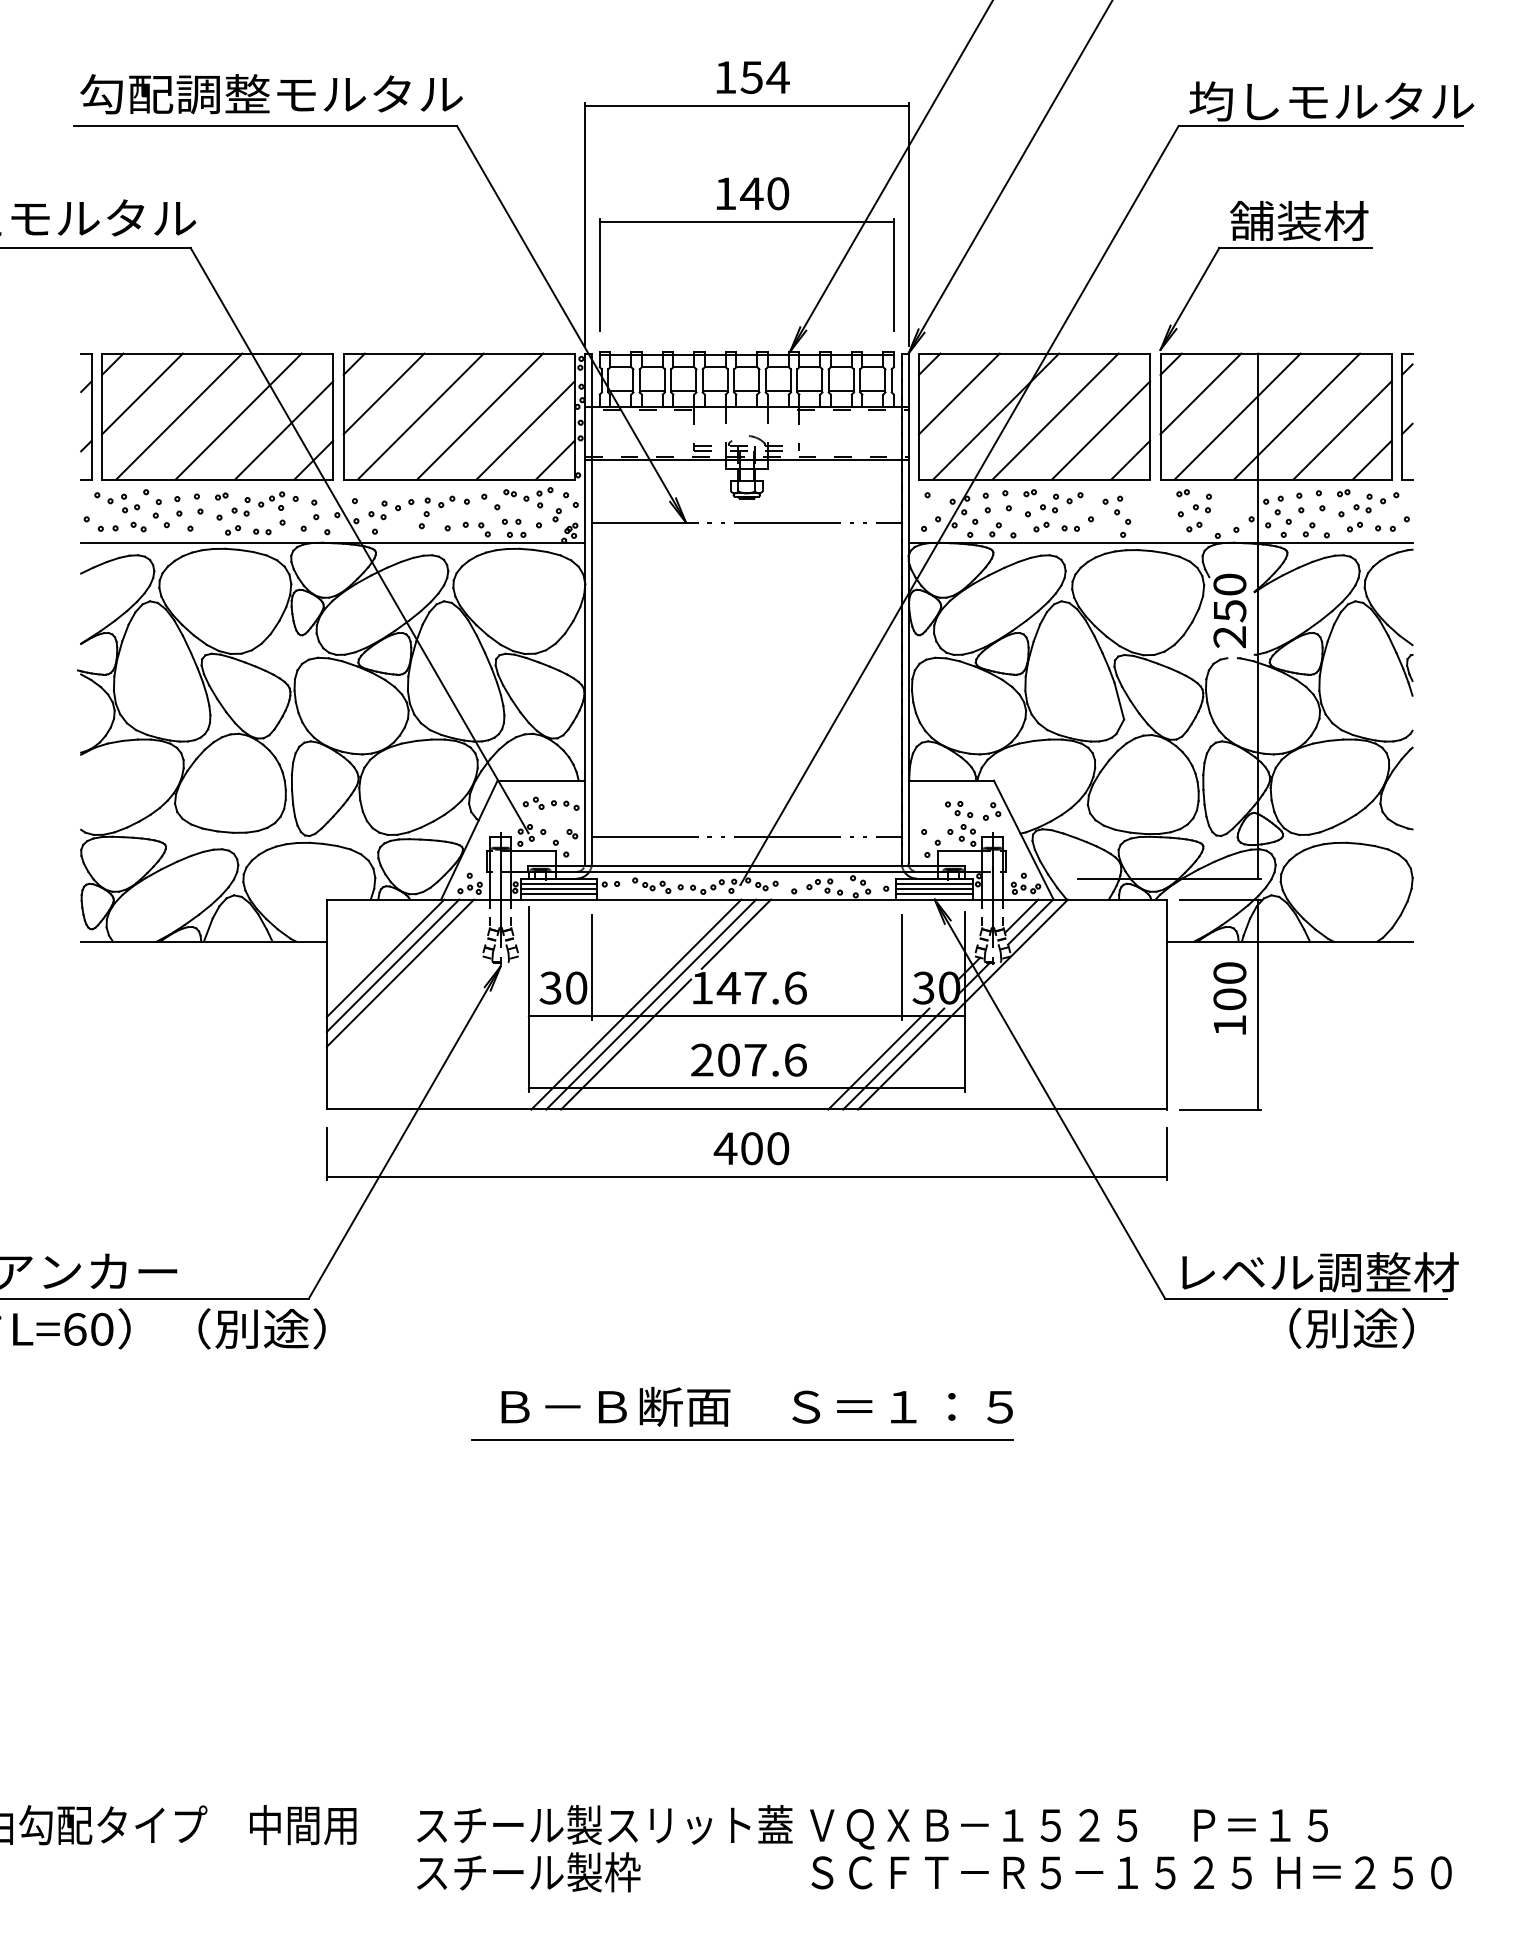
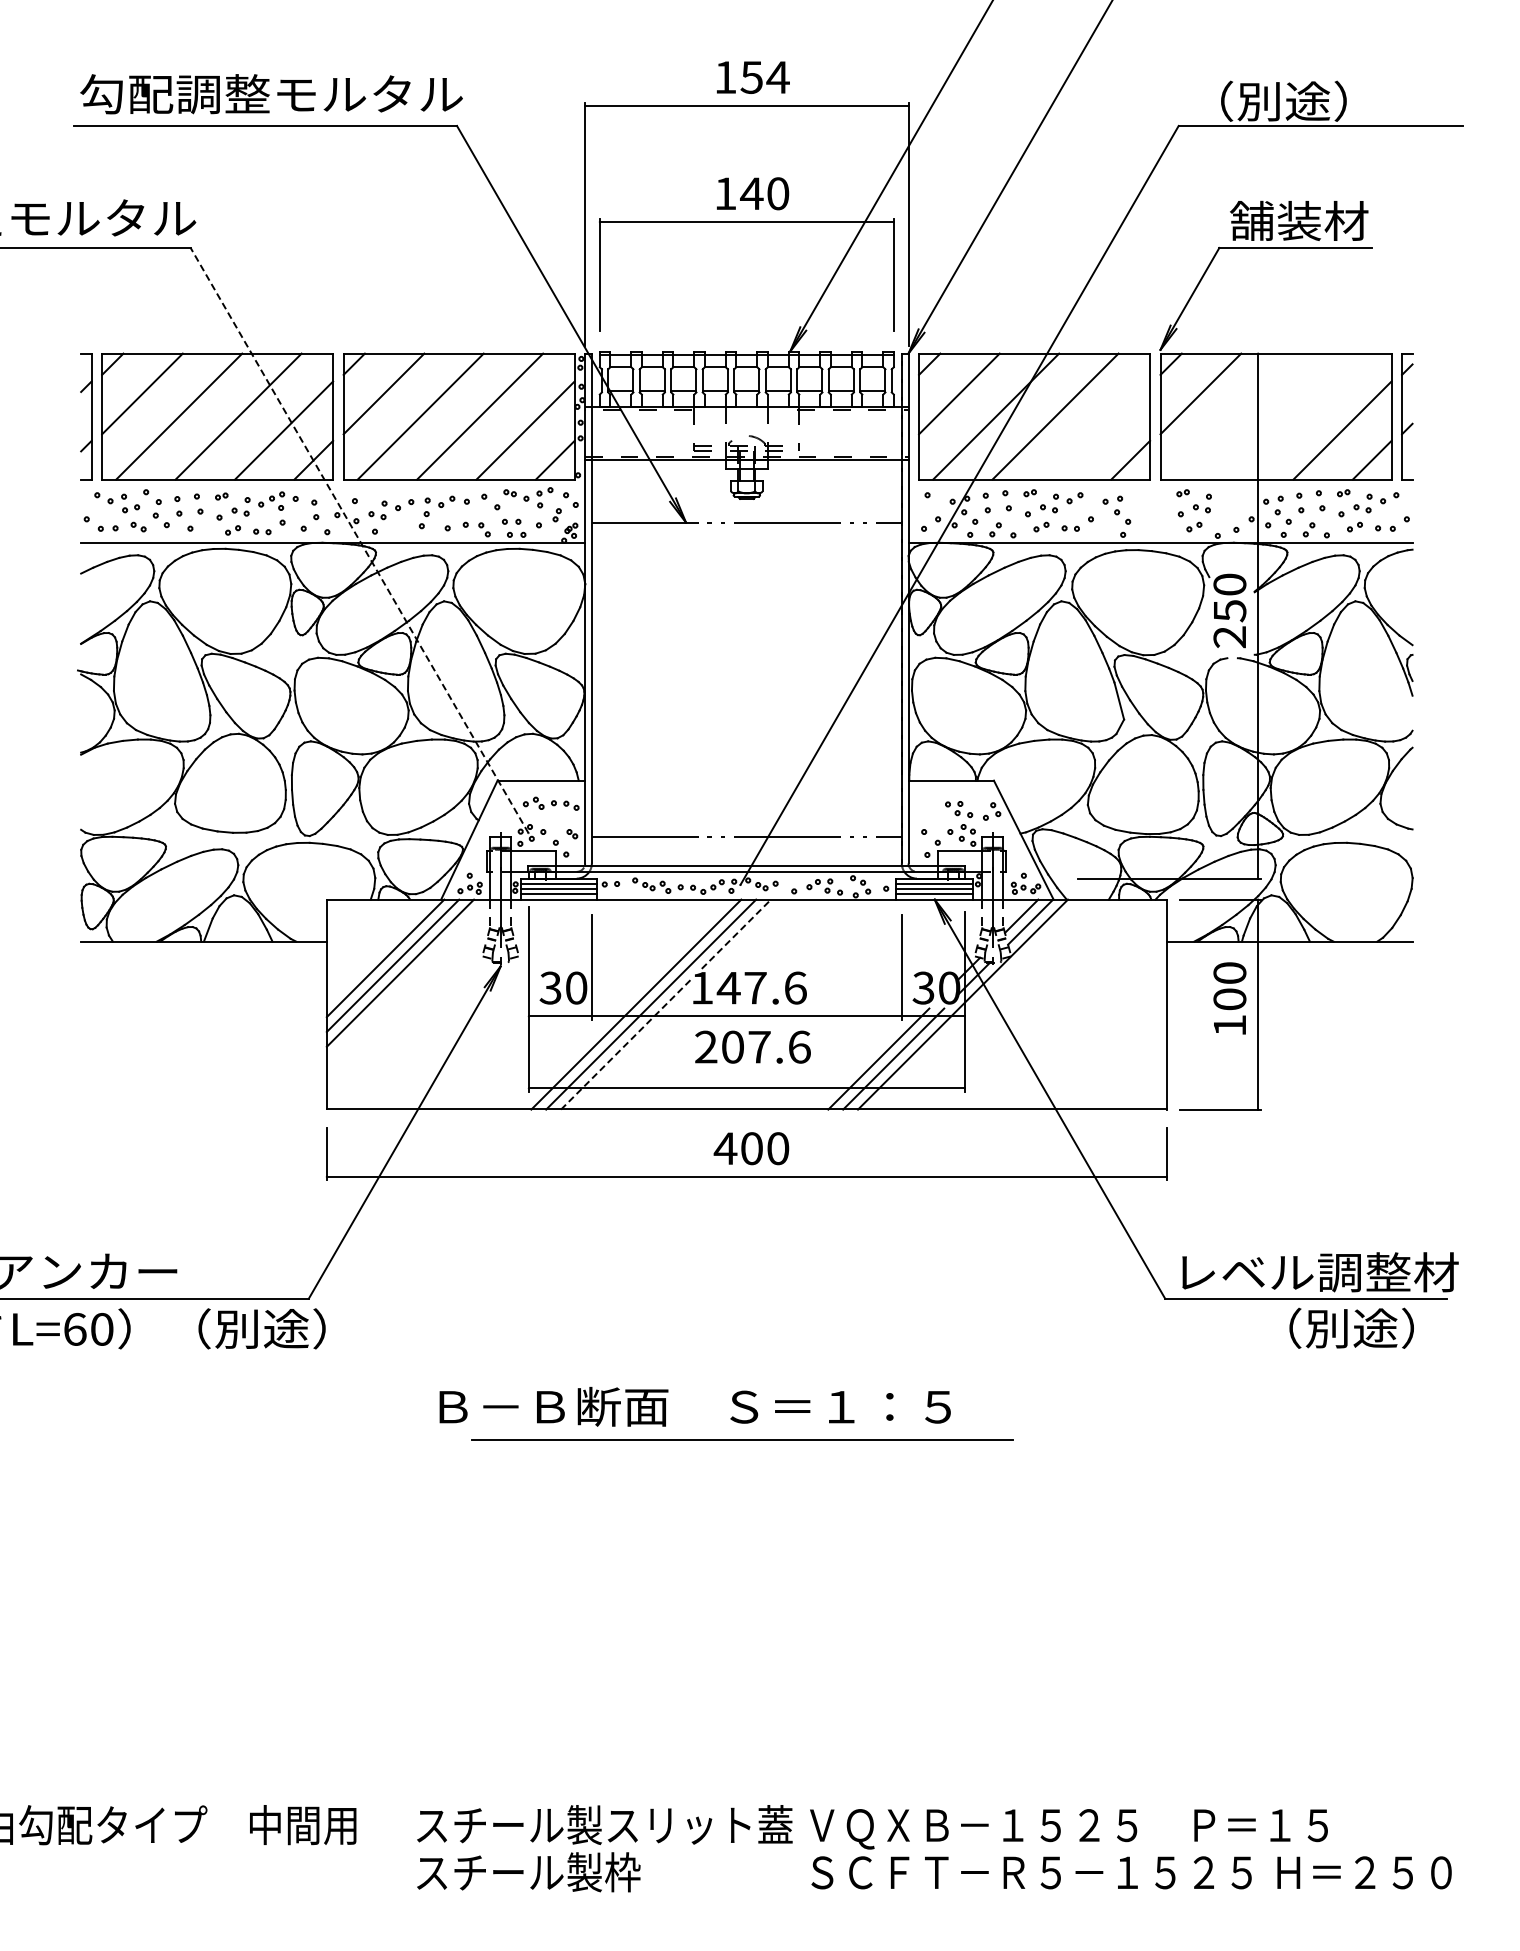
text: 均しモルタル -> （別途） (1331, 100)
line: present -> none (1237, 416)
line: present -> none (1297, 416)
line: present -> none (1100, 430)
line: solid -> dashed (359, 540)
line: solid -> dashed (736, 934)
line: solid -> dashed (626, 1044)
text position: (748, 1059) -> (752, 1046) (752, 1046)
text position: (756, 1406) -> (694, 1406) (694, 1406)
